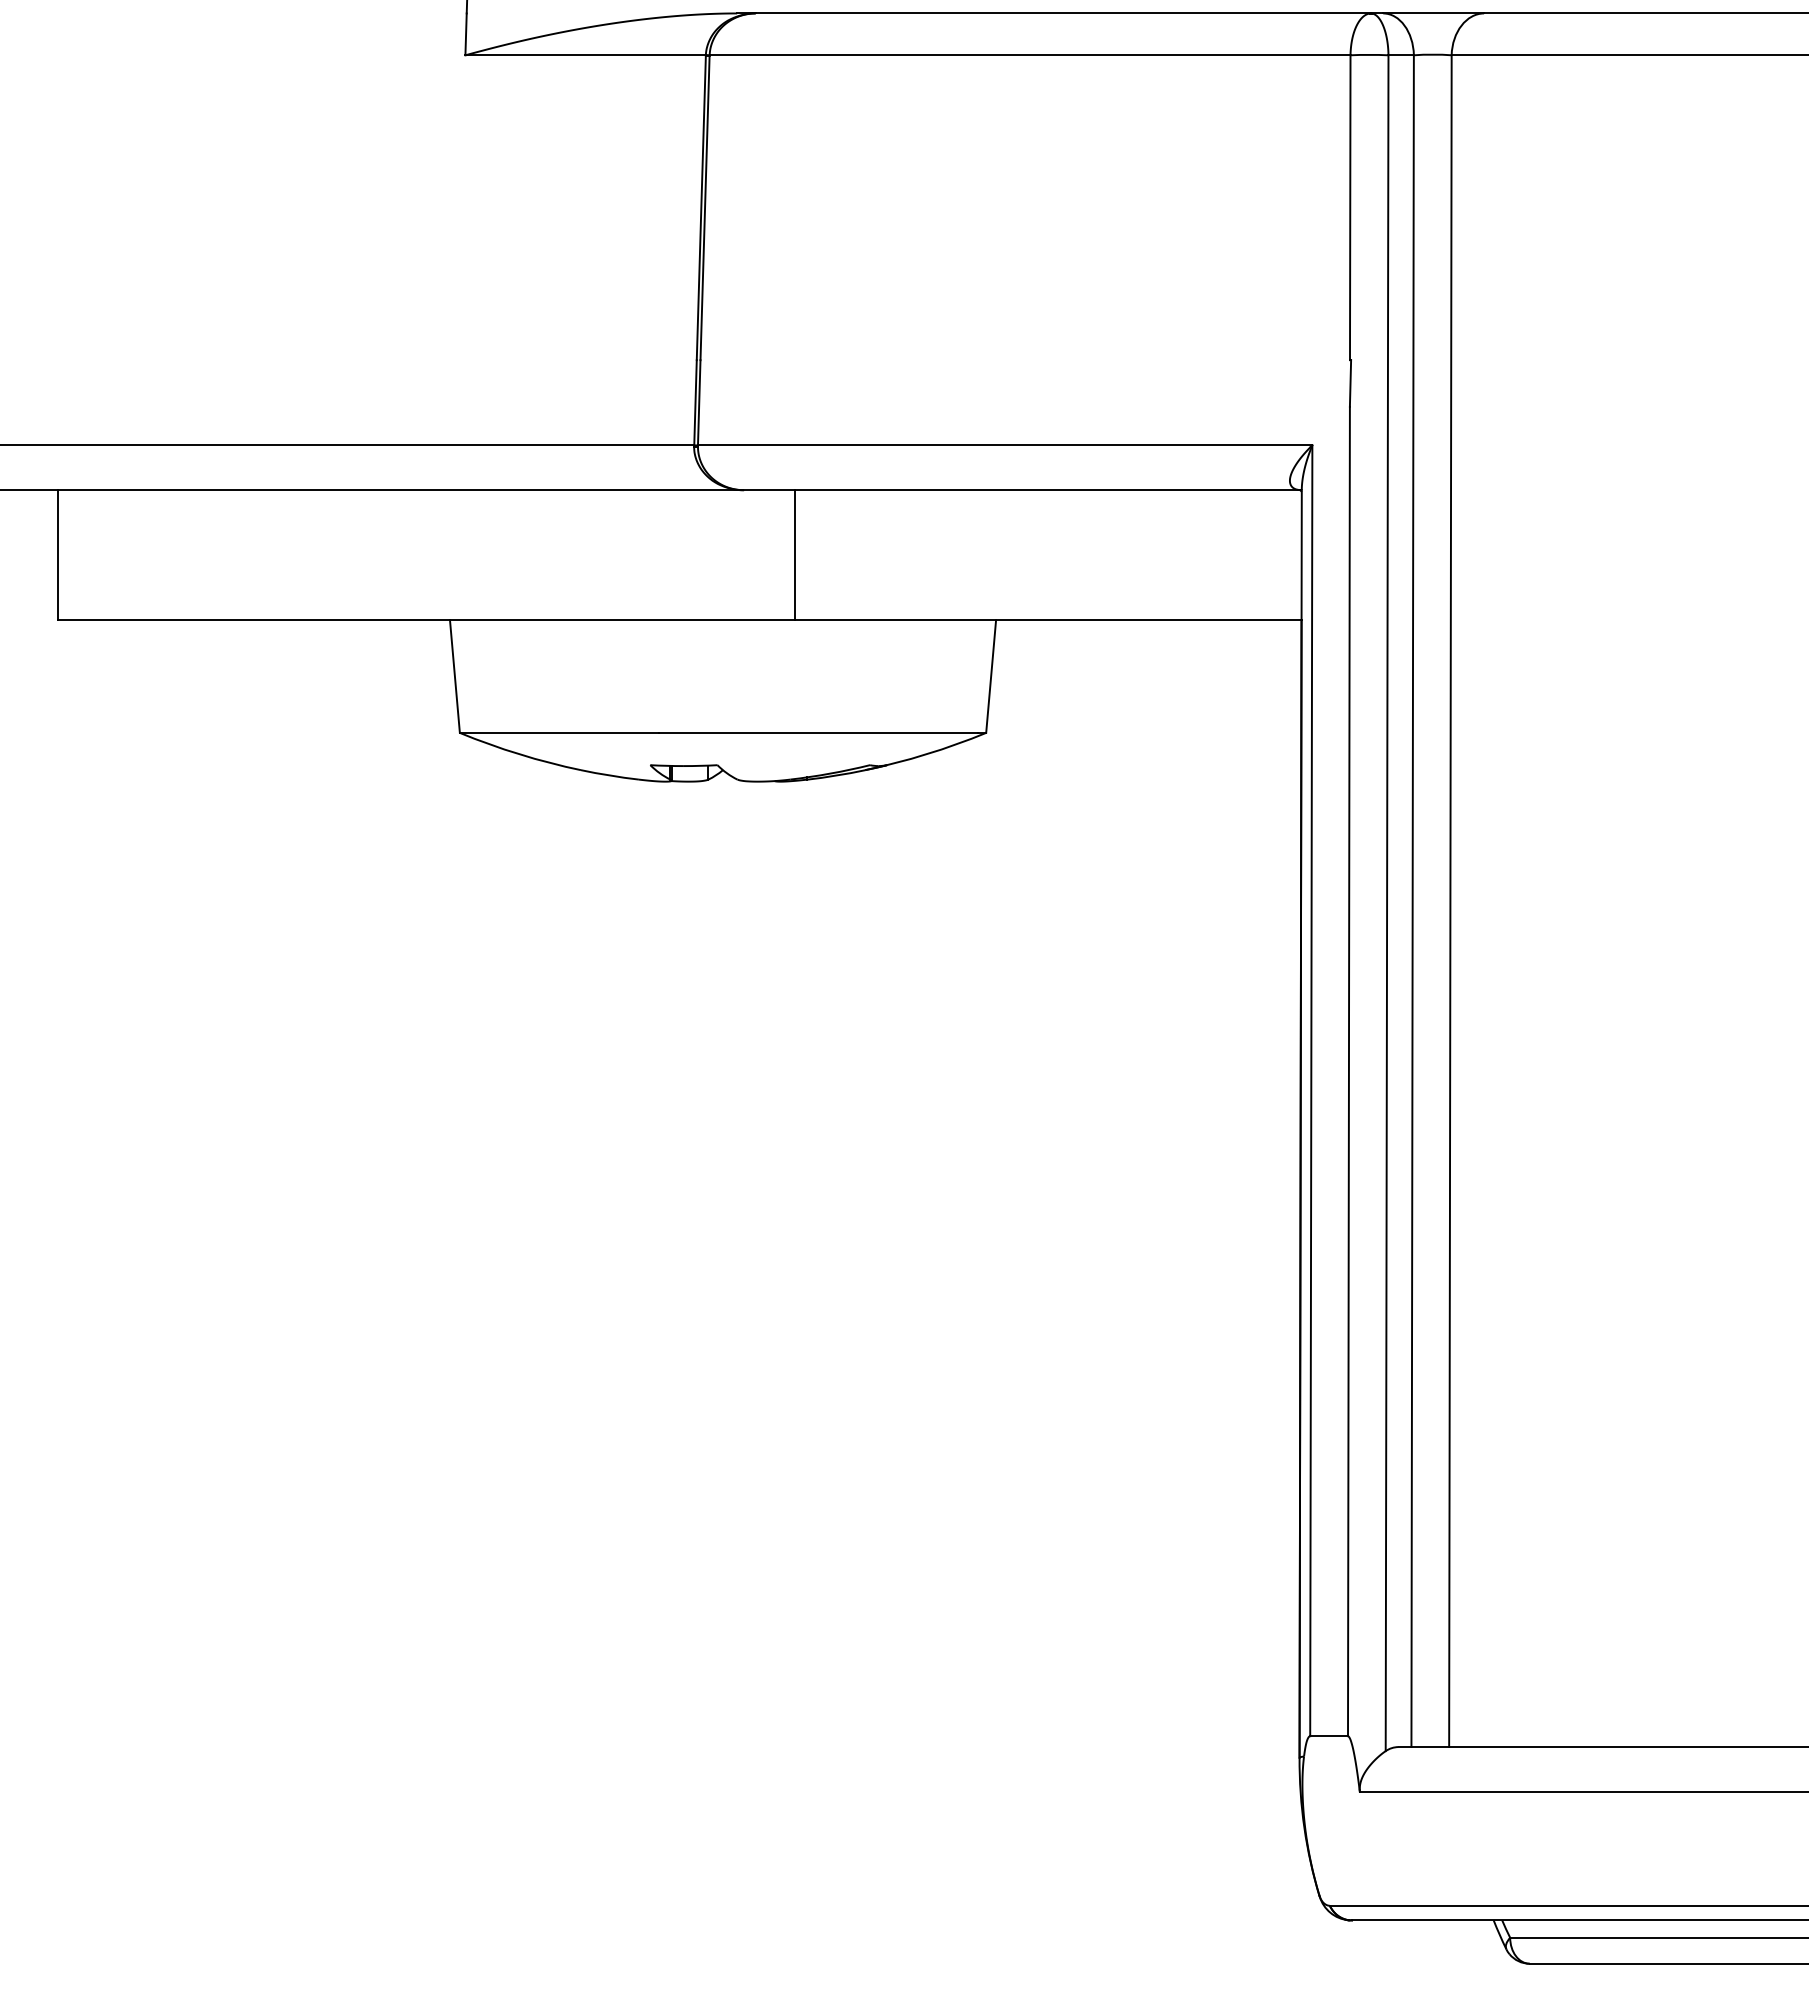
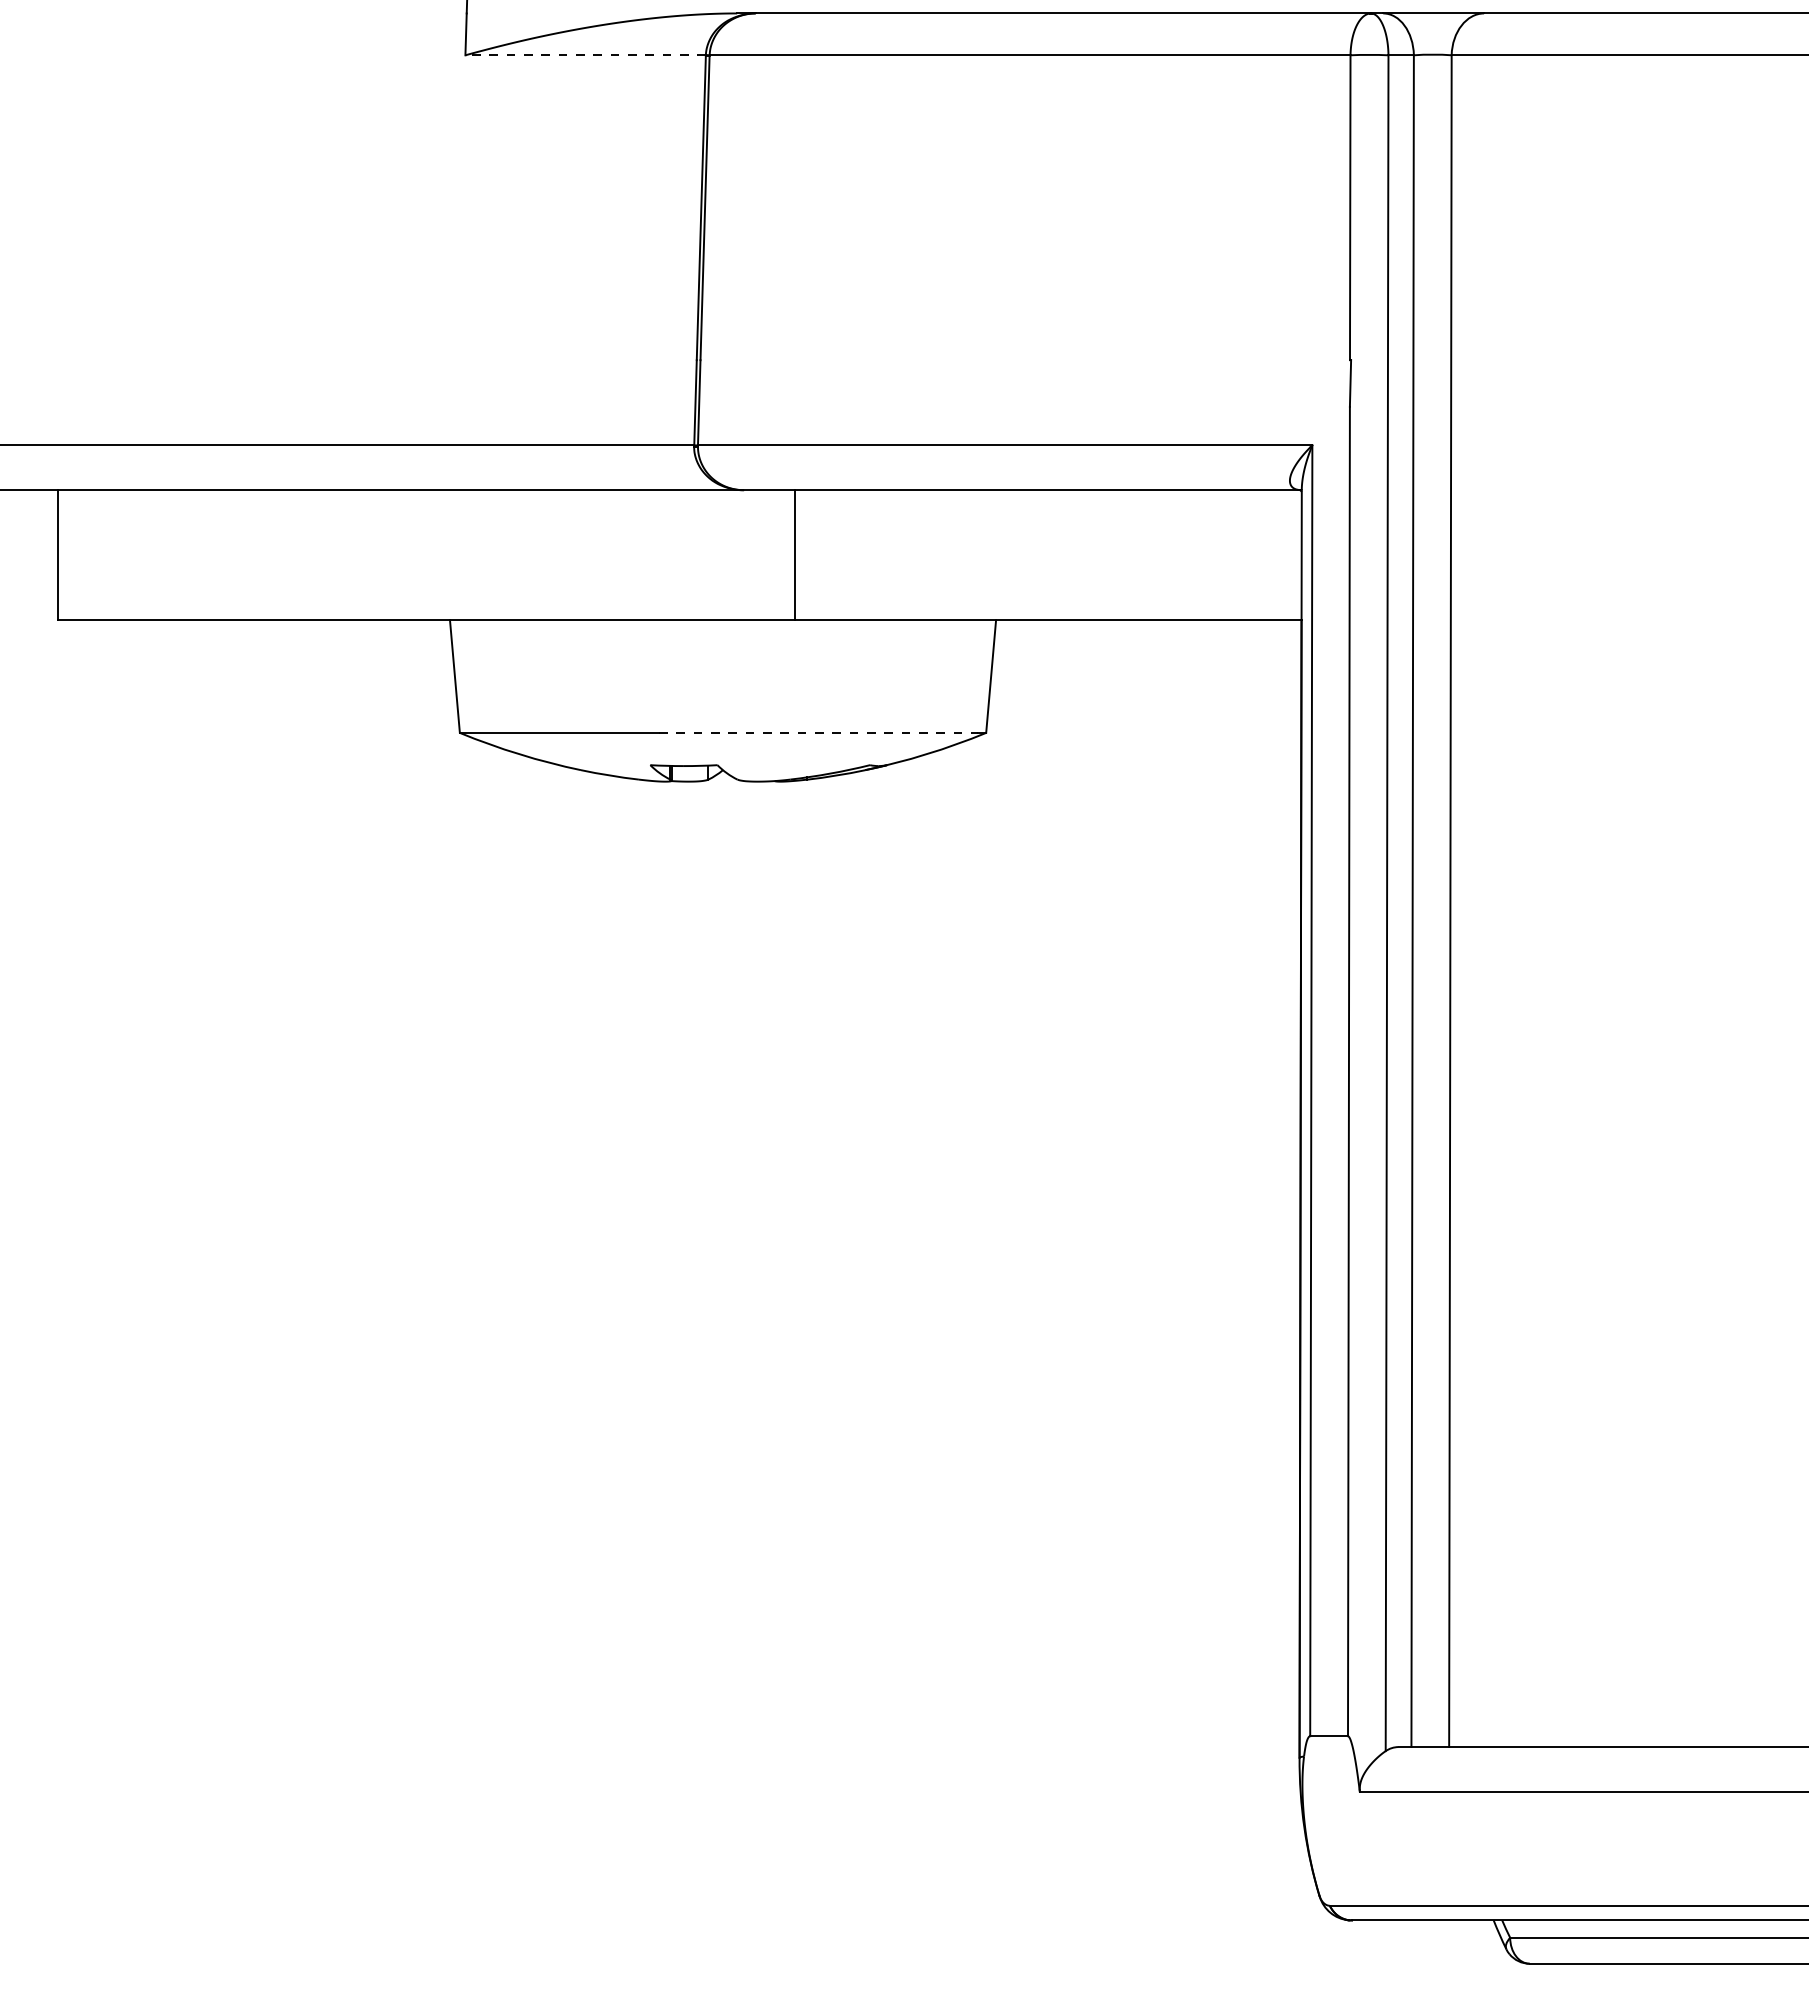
line: solid -> dashed (585, 55)
line: solid -> dashed (818, 732)
